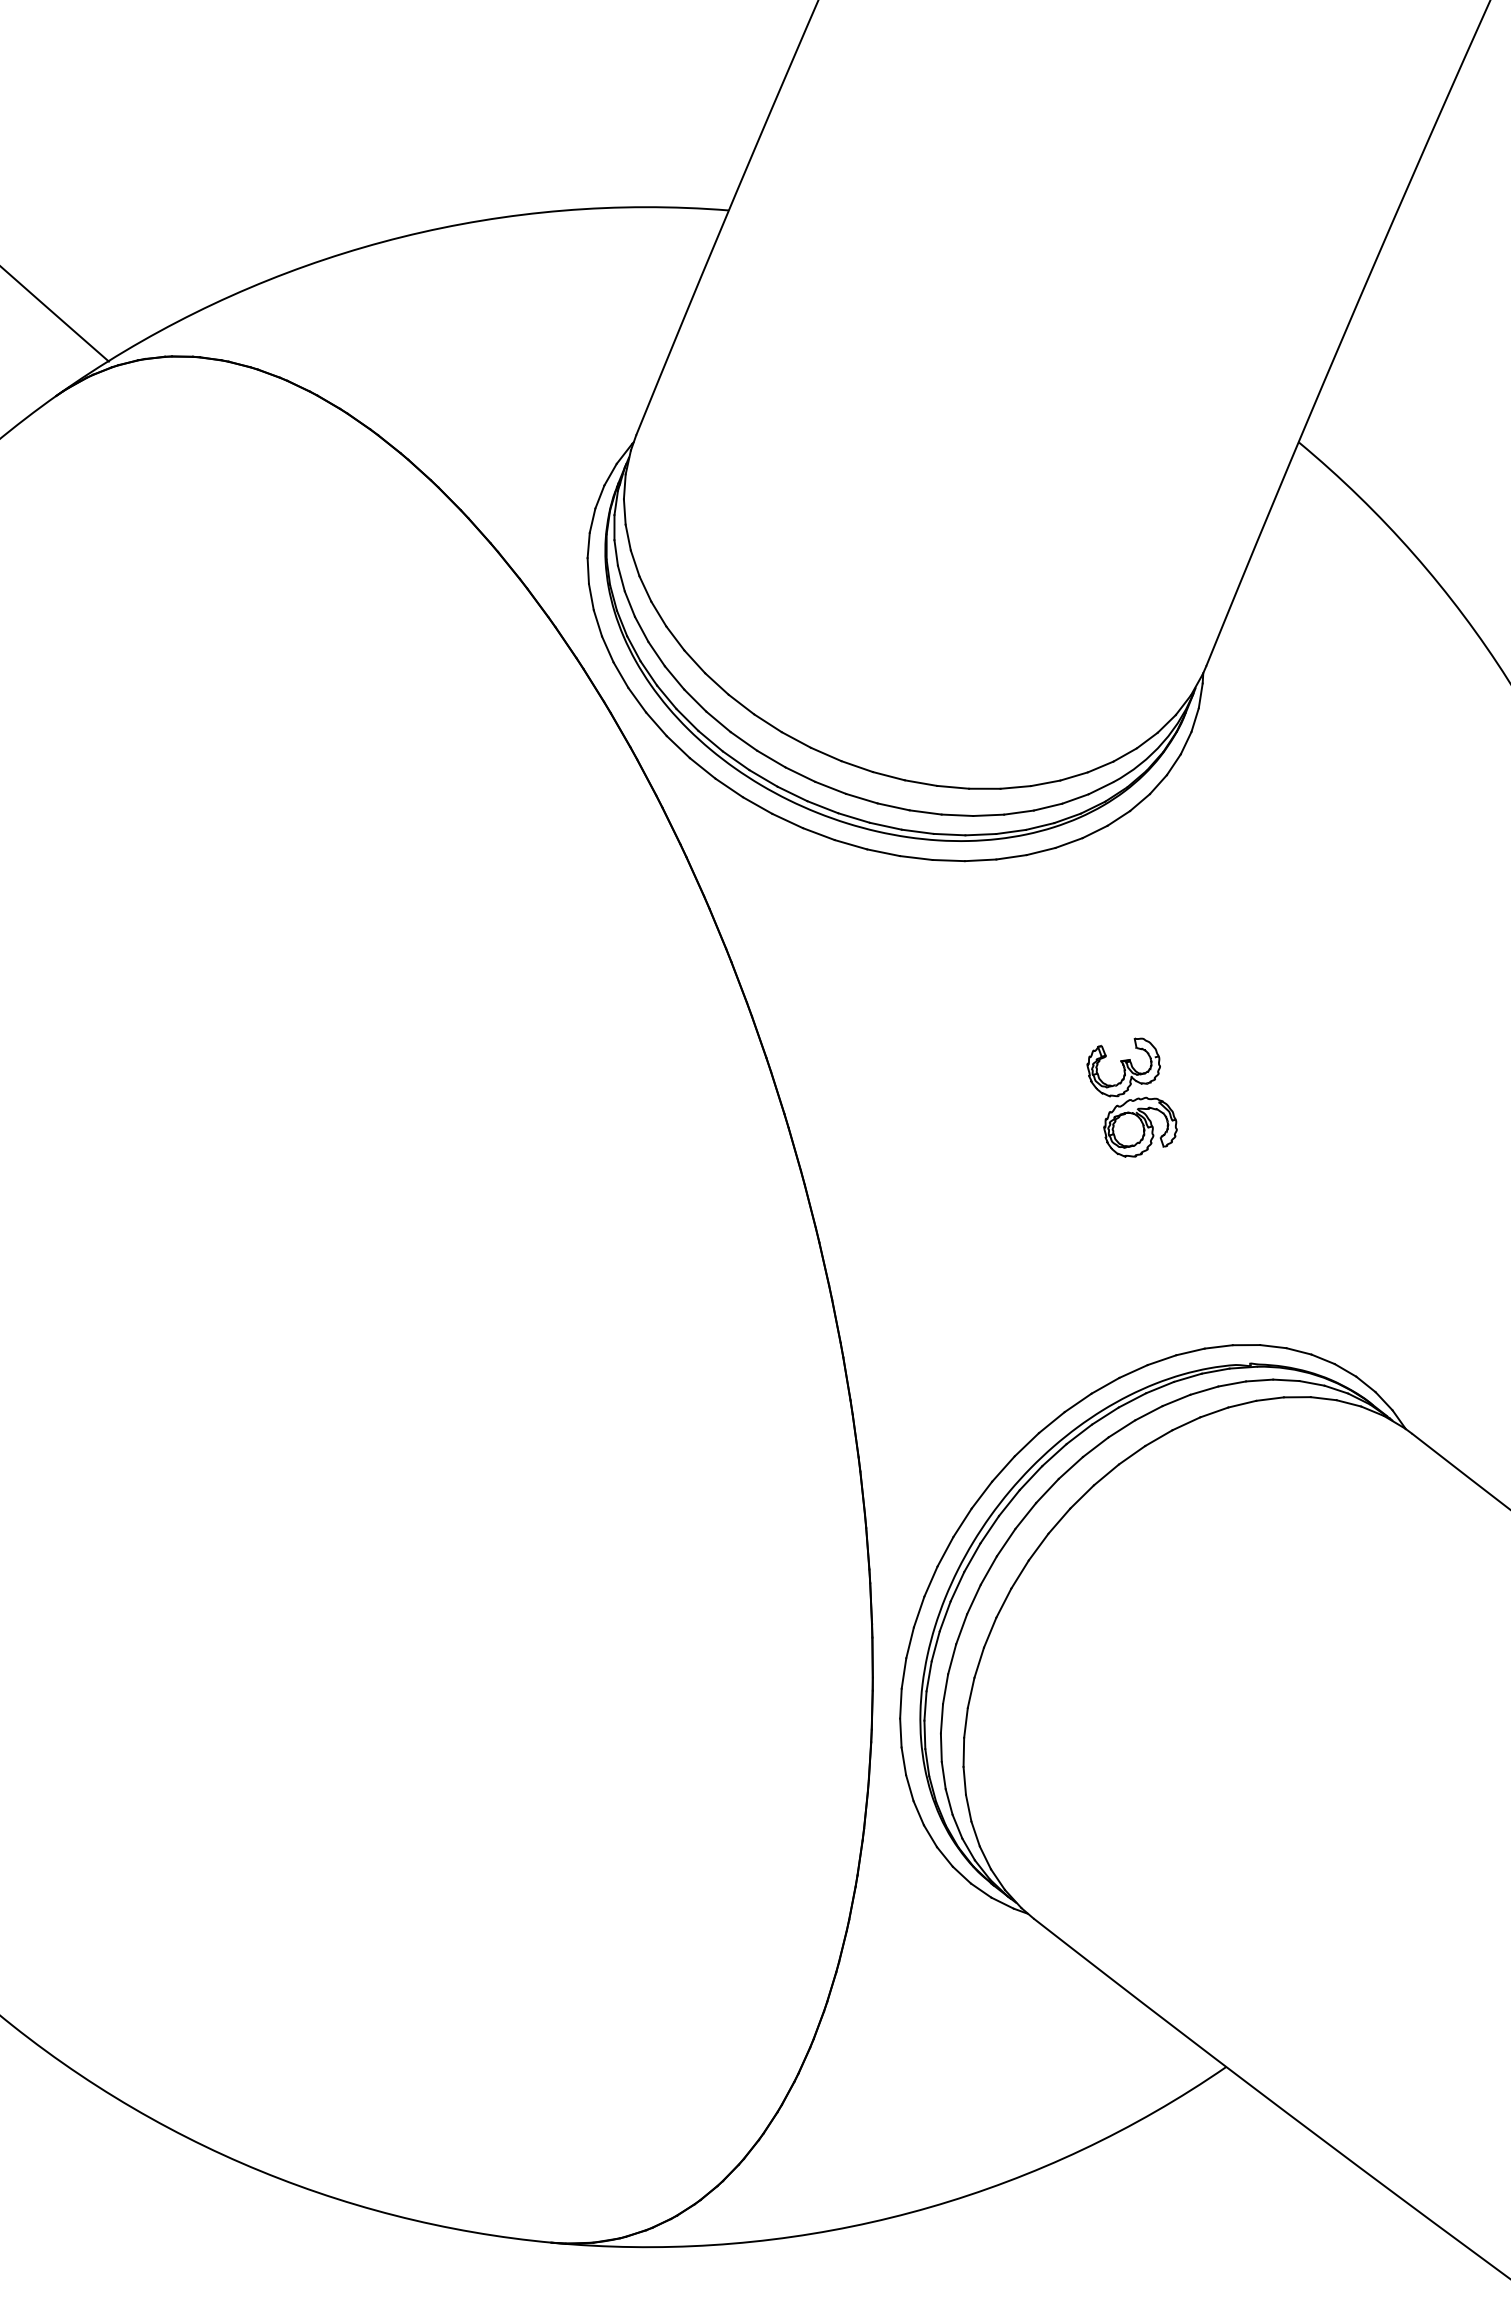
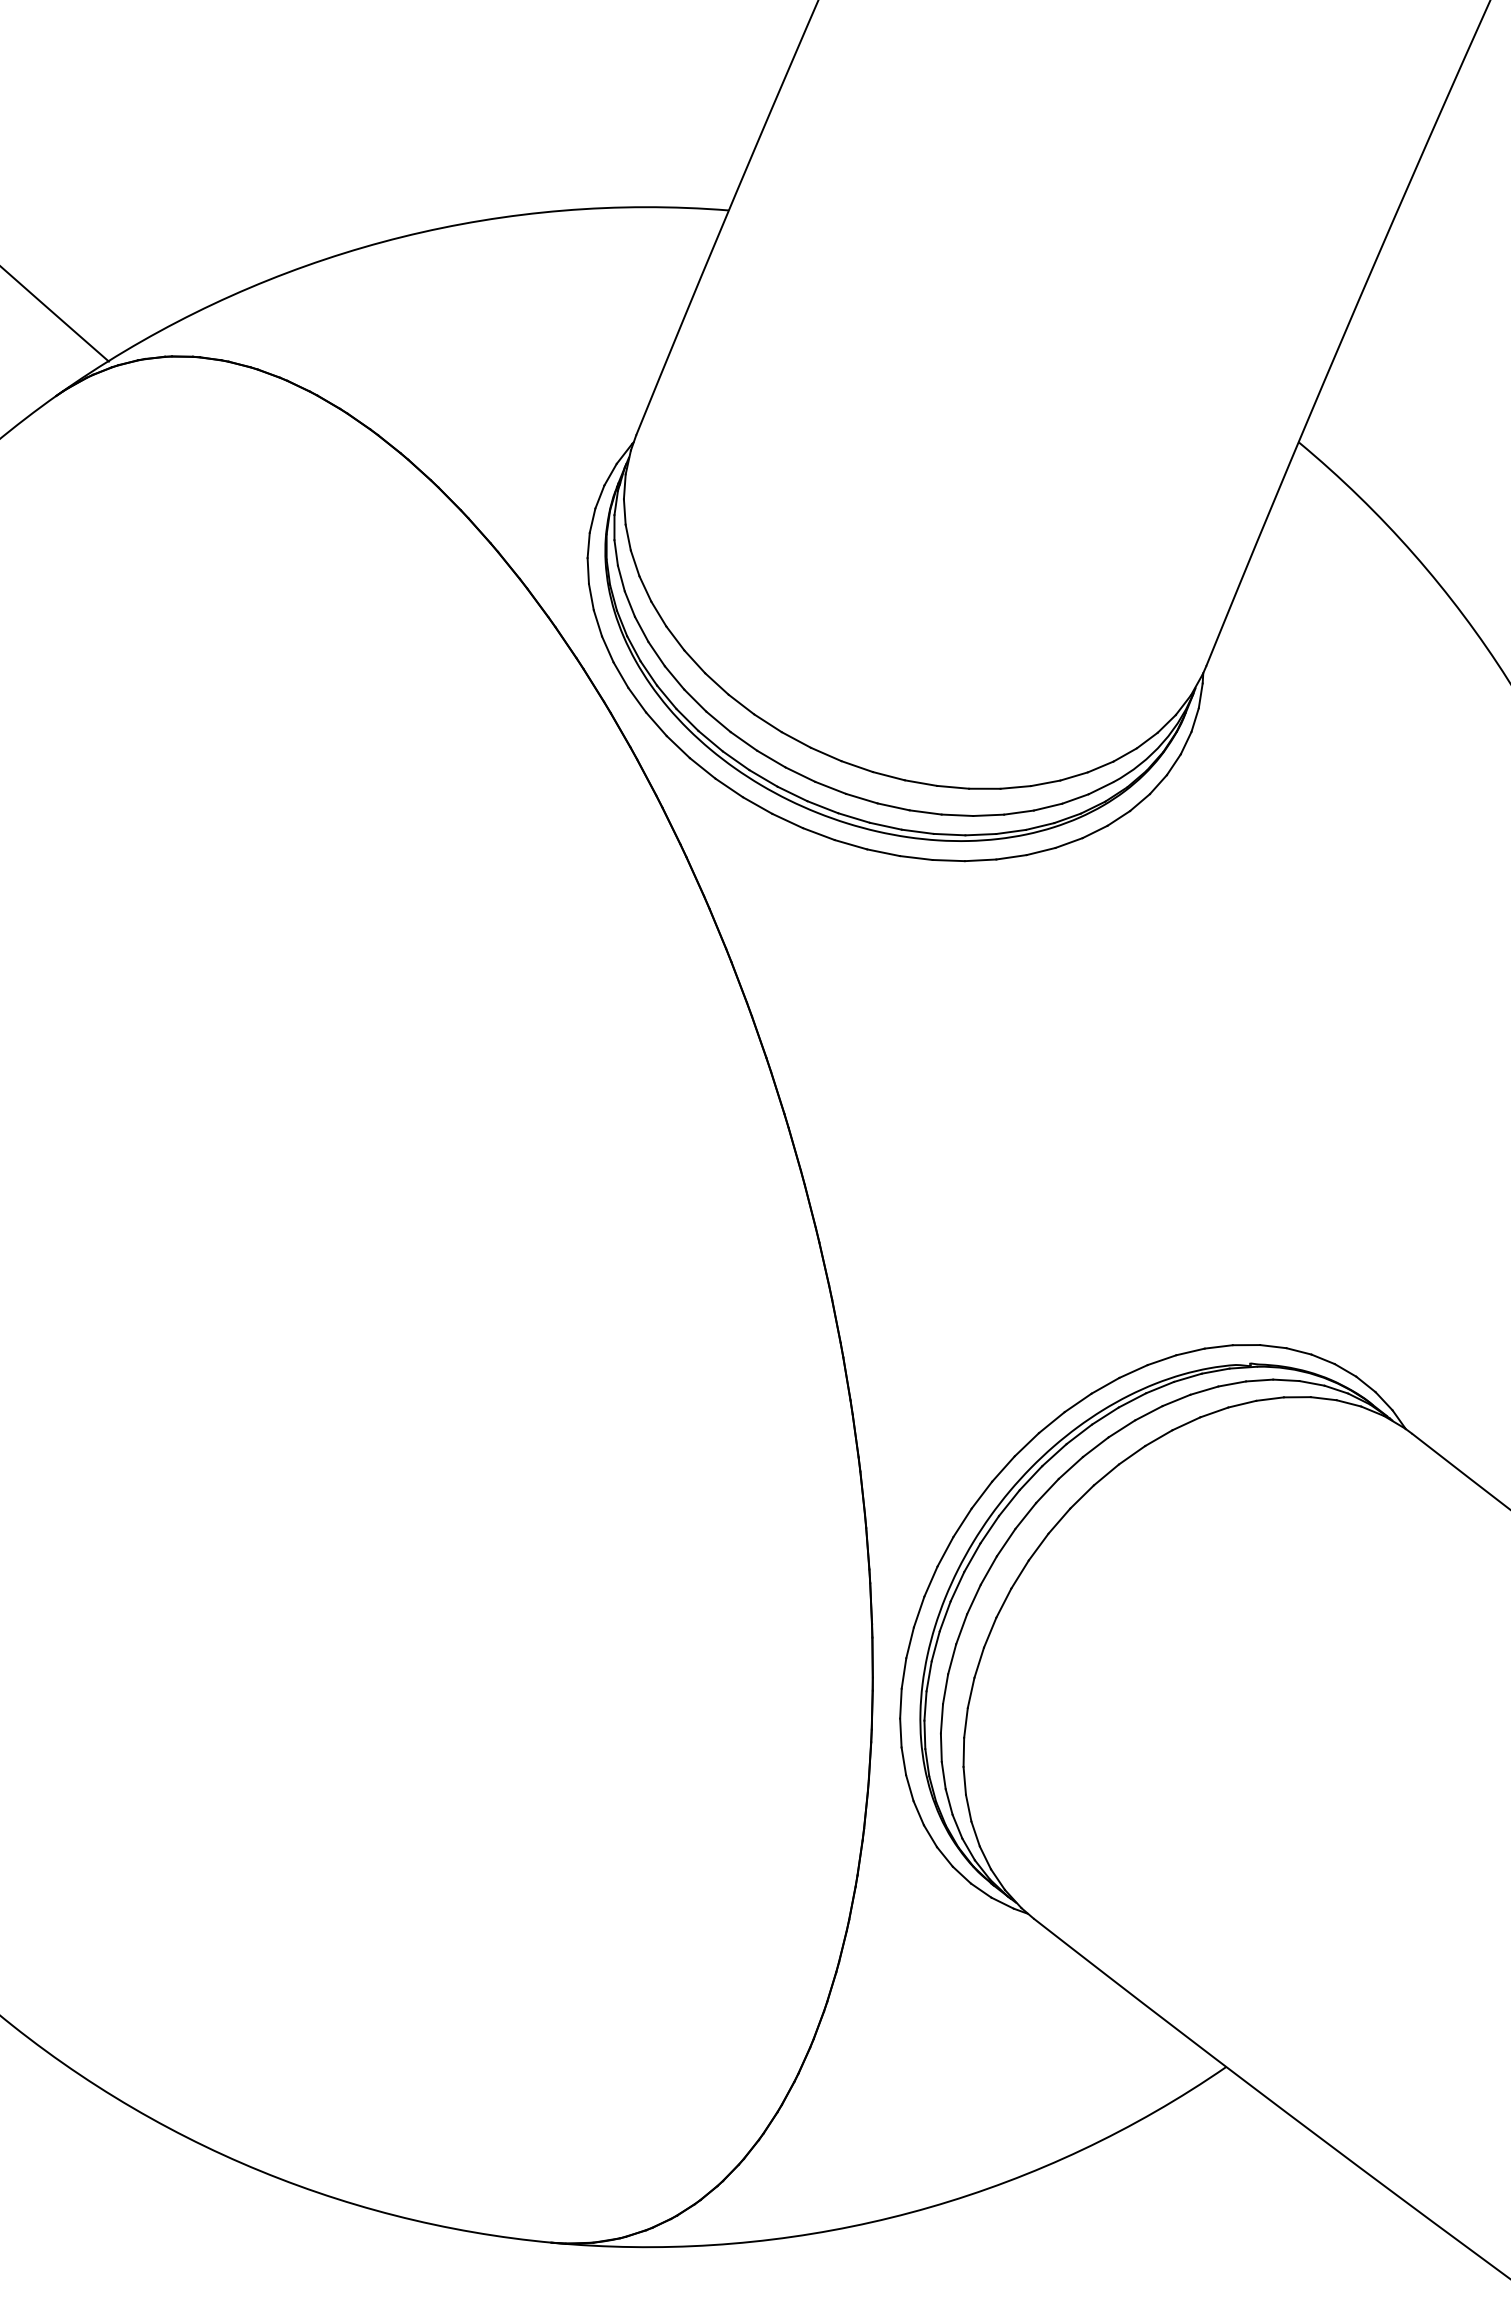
part: present -> none (1131, 1097)
